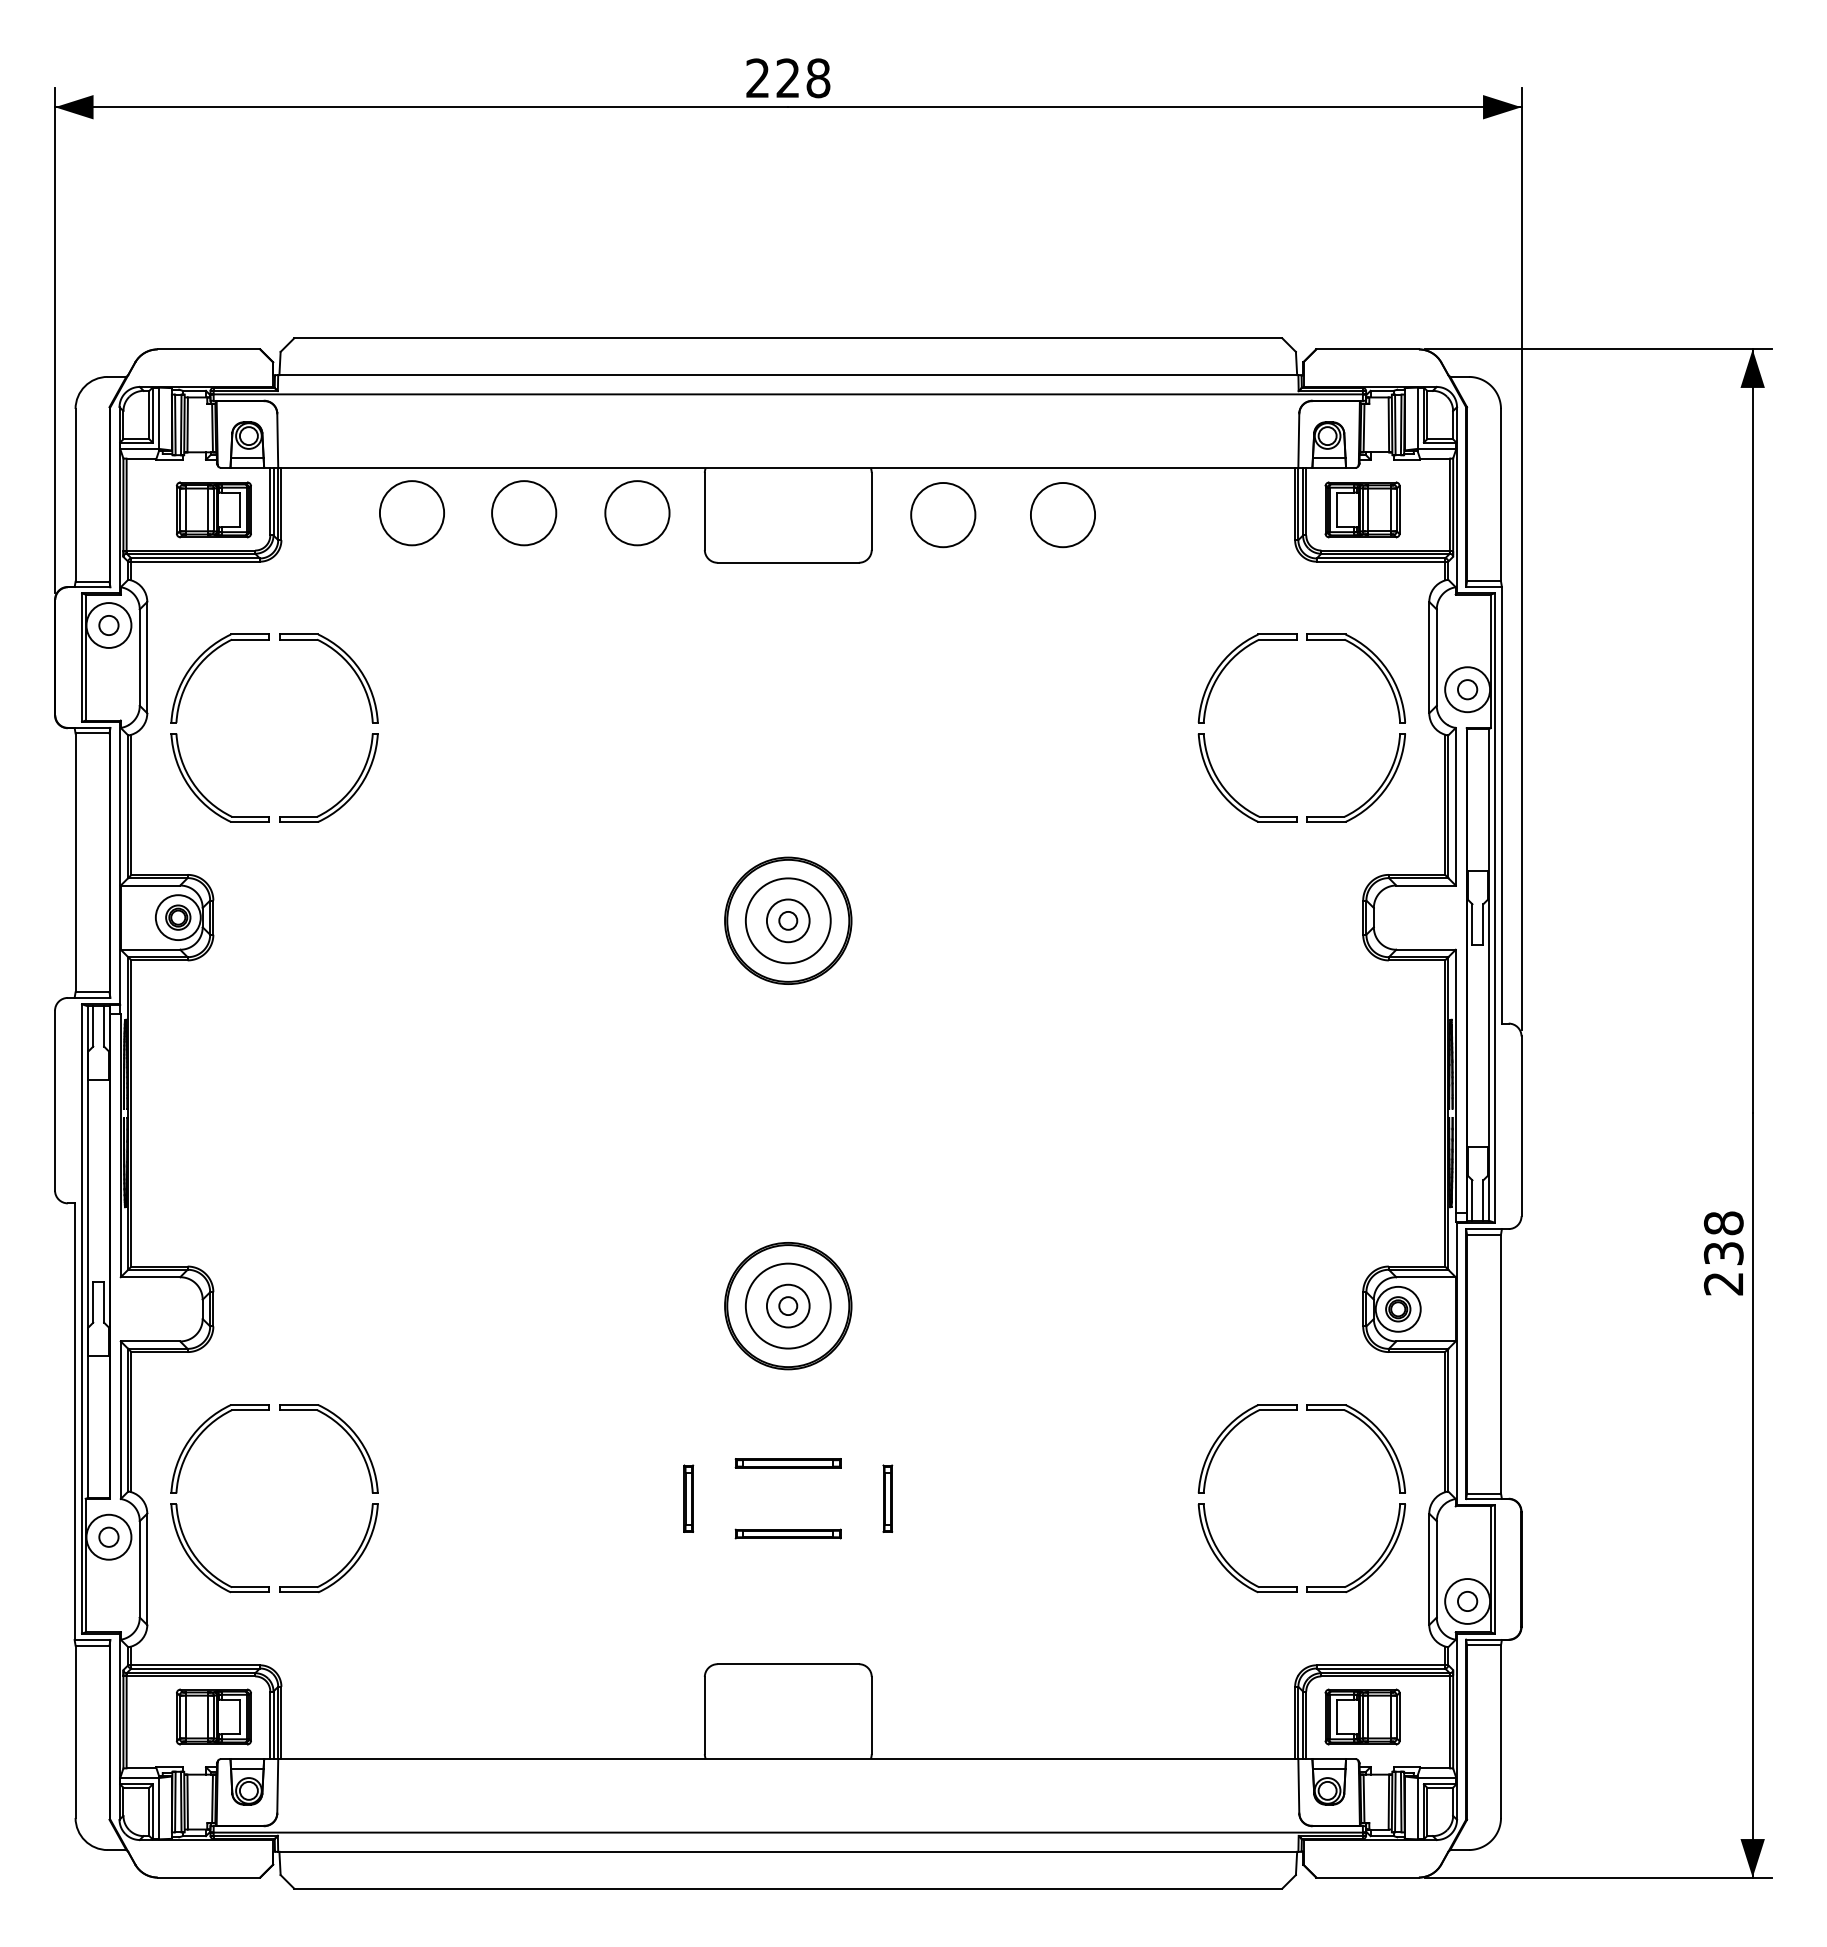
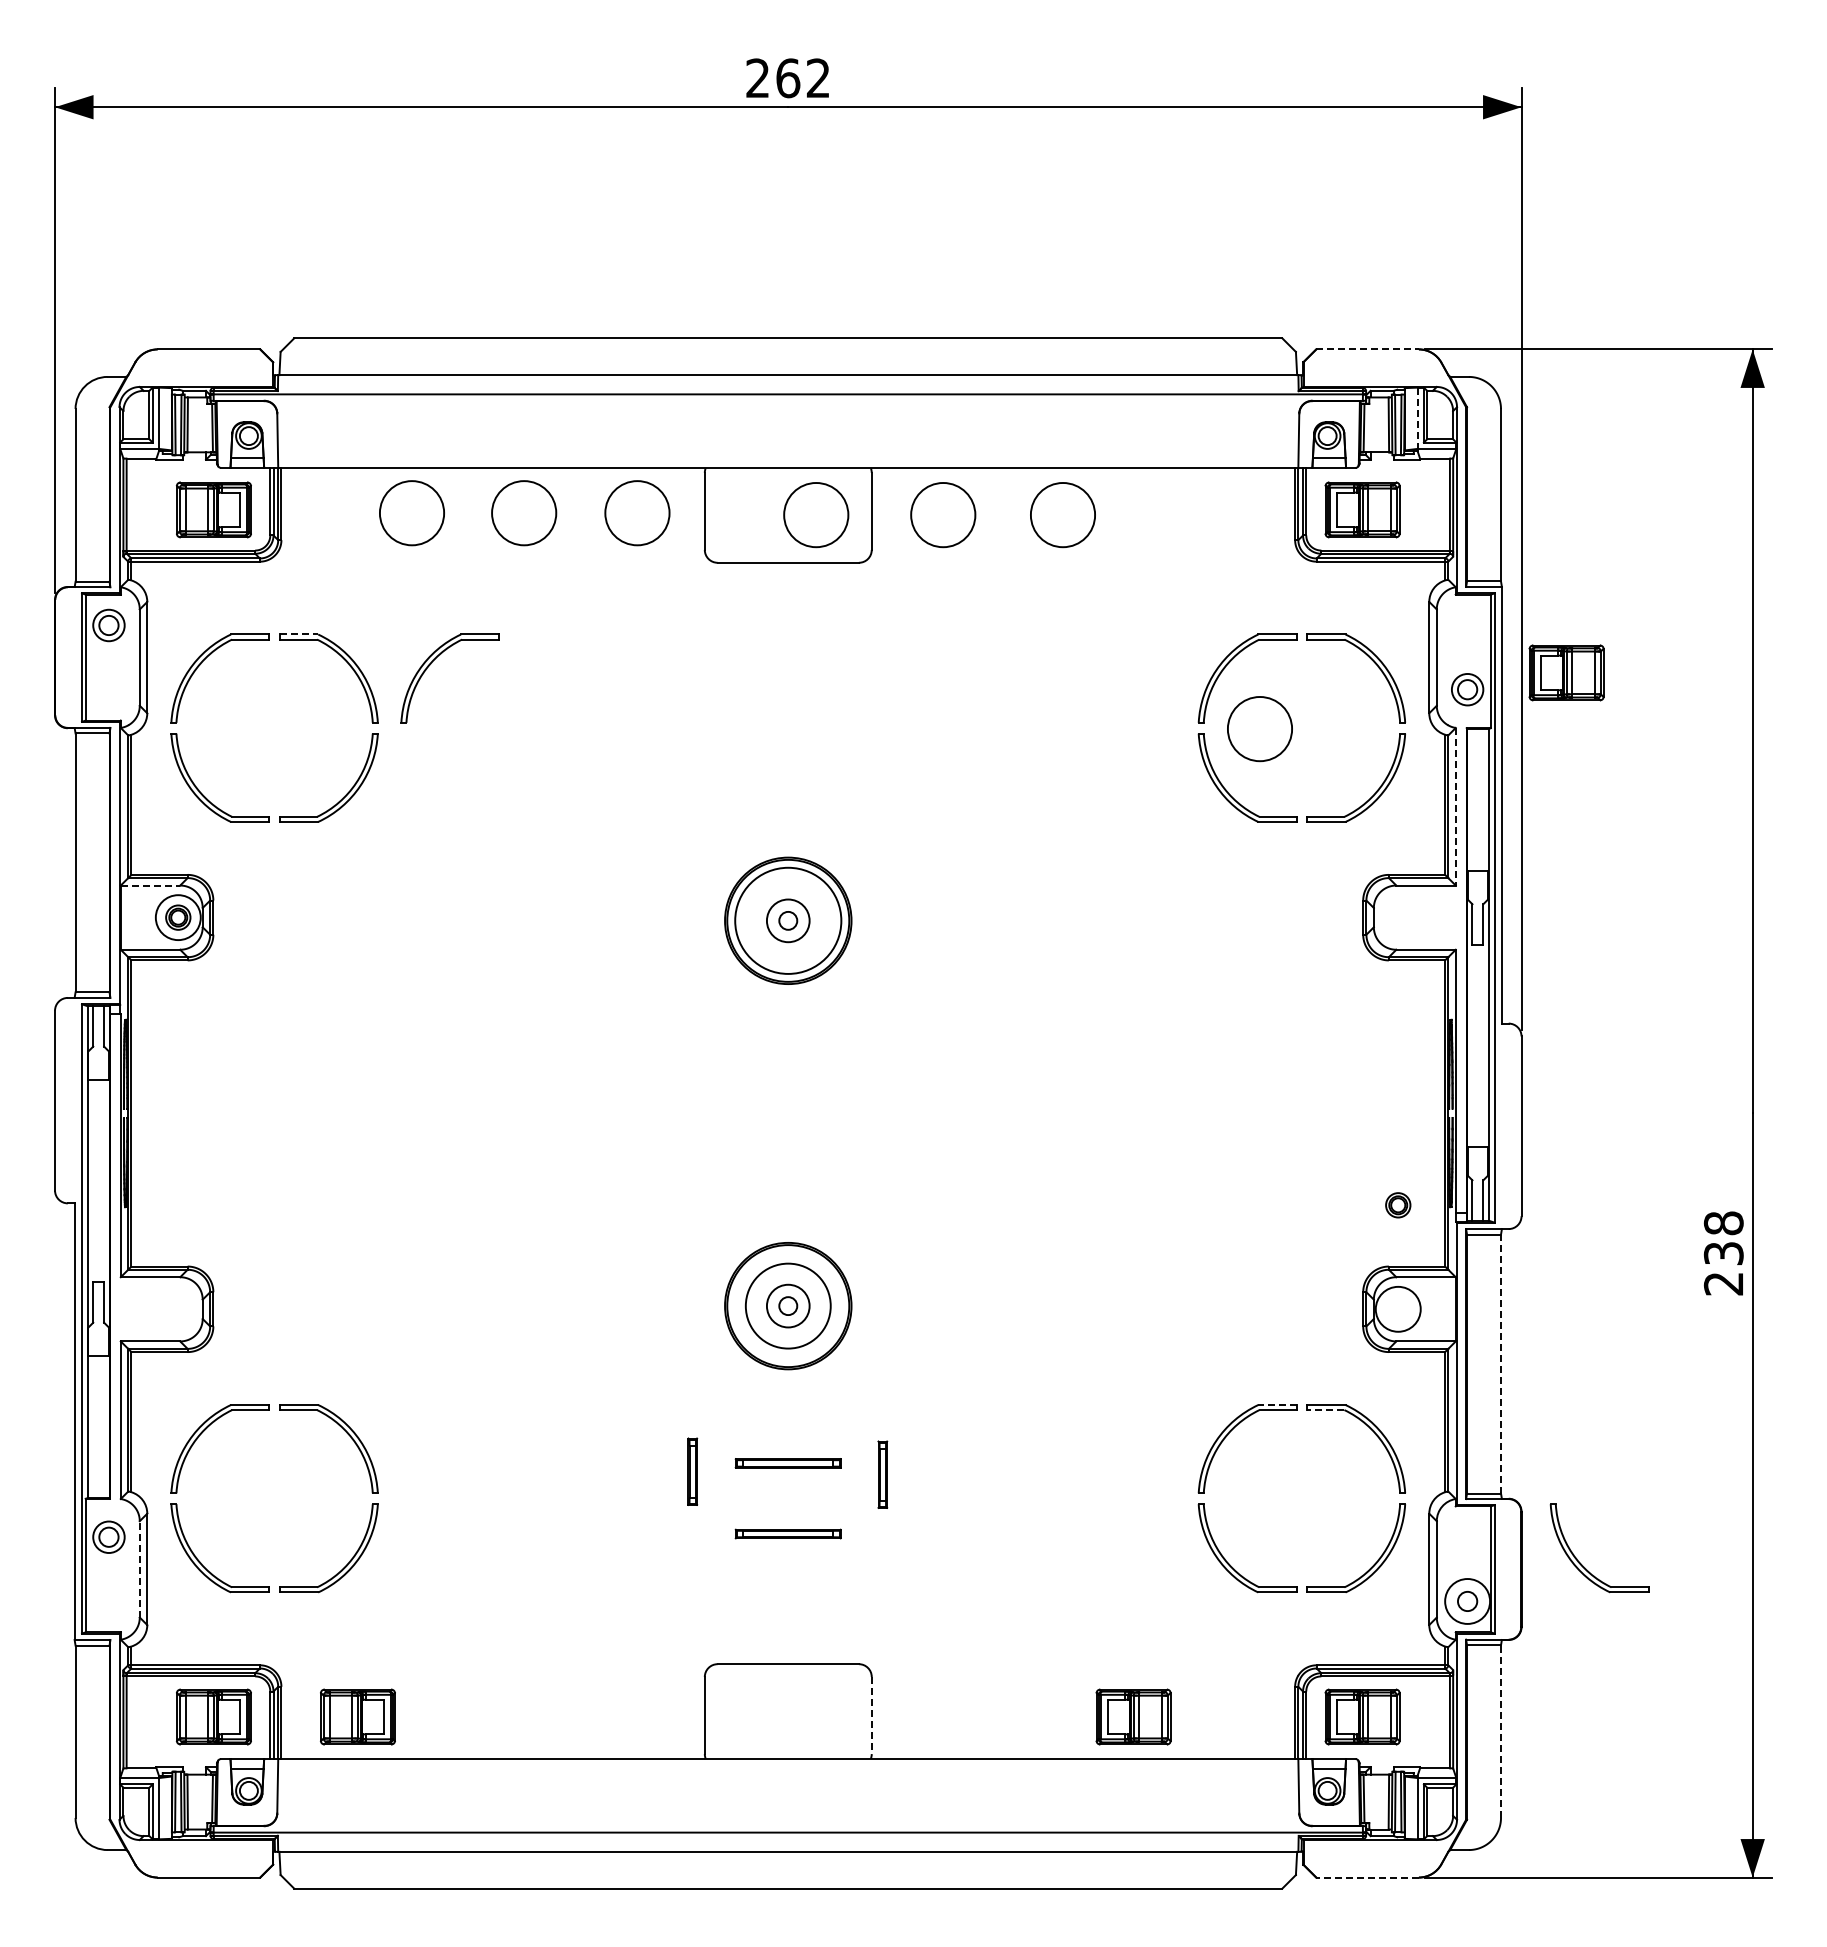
text: 228 -> 262 (803, 78)
line: solid -> dashed (1368, 349)
line: solid -> dashed (1417, 418)
circle: none -> present (816, 515)
circle diameter: 45 px -> 31 px (108, 625)
line: solid -> dashed (299, 634)
part: none -> present (431, 664)
part: none -> present (1566, 672)
circle diameter: 45 px -> 31 px (1467, 689)
circle: none -> present (1259, 729)
line: solid -> dashed (1455, 806)
line: solid -> dashed (150, 885)
circle diameter: 85 px -> 106 px (788, 920)
part position: (1398, 1309) -> (1398, 1205) (1398, 1205)
line: solid -> dashed (1501, 1363)
line: solid -> dashed (1276, 1405)
line: solid -> dashed (1325, 1410)
part position: (688, 1498) -> (692, 1471) (692, 1471)
part position: (887, 1498) -> (882, 1474) (882, 1474)
circle diameter: 45 px -> 31 px (108, 1536)
part: none -> present (1582, 1564)
line: solid -> dashed (139, 1568)
line: solid -> dashed (871, 1715)
part: none -> present (357, 1716)
part: none -> present (1133, 1716)
line: solid -> dashed (1501, 1731)
line: solid -> dashed (1367, 1877)
